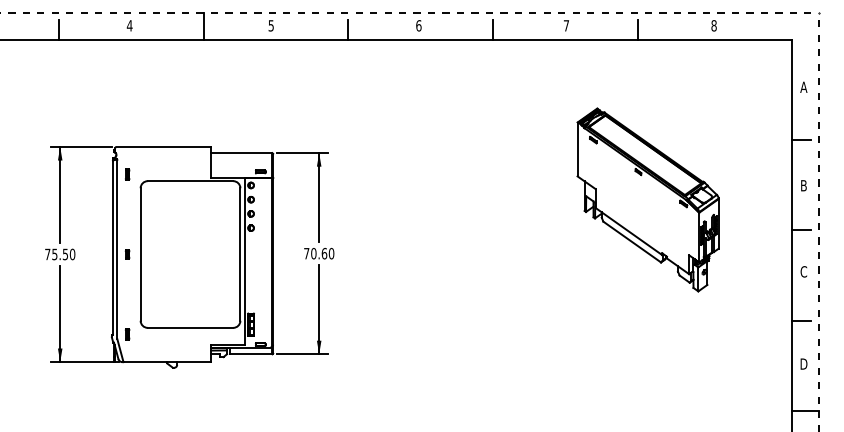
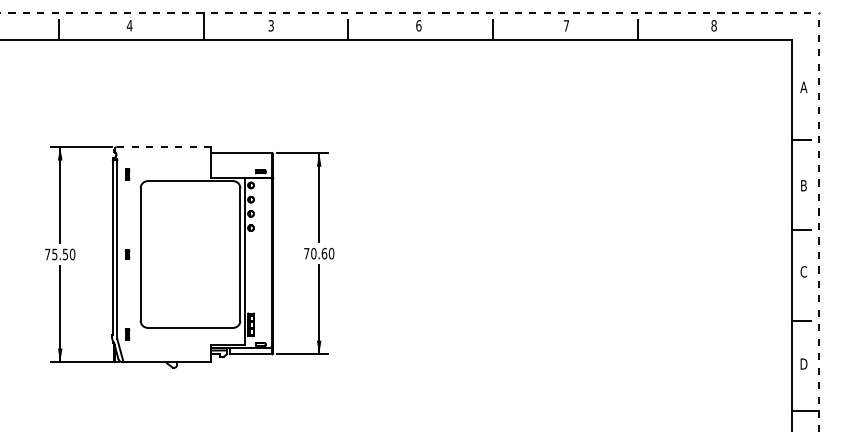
text: 5 -> 3 (271, 25)
line: solid -> dashed (163, 146)
part: present -> none (647, 199)
